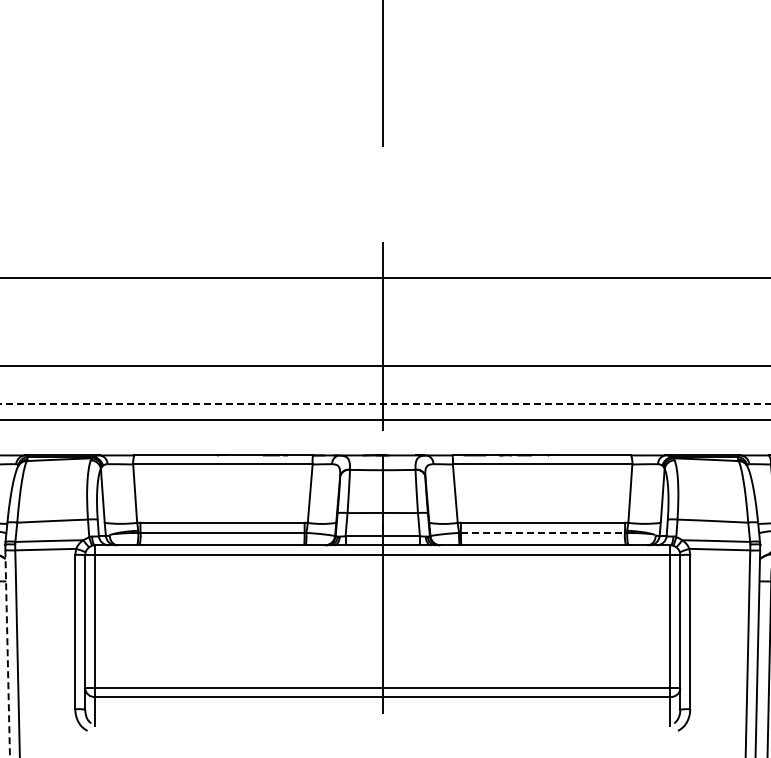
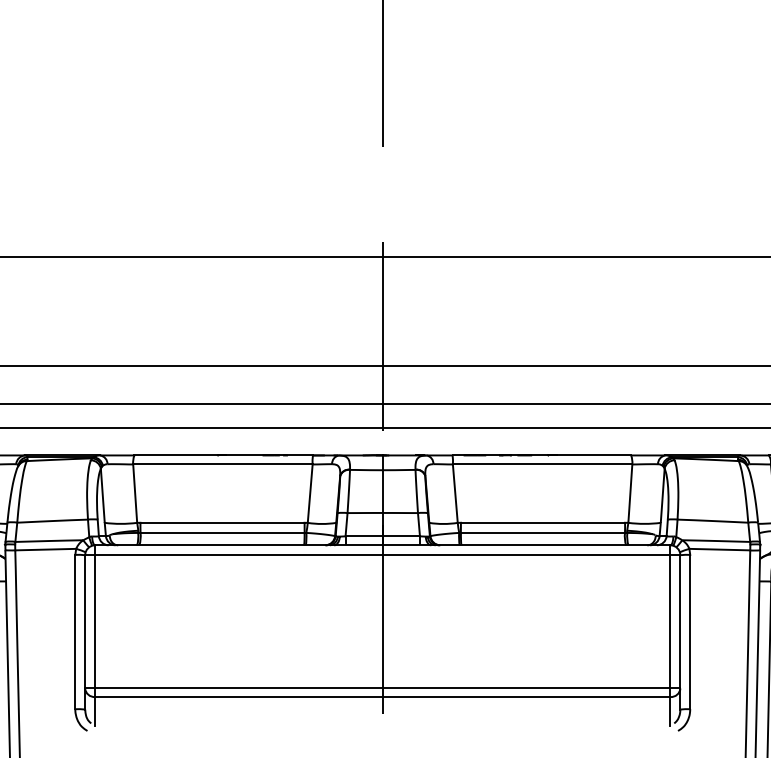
line position: (384, 278) -> (384, 257) (384, 257)
line: dashed -> solid (385, 403)
line position: (384, 419) -> (384, 427) (384, 427)
line: dashed -> solid (543, 532)
line: dashed -> solid (7, 653)
